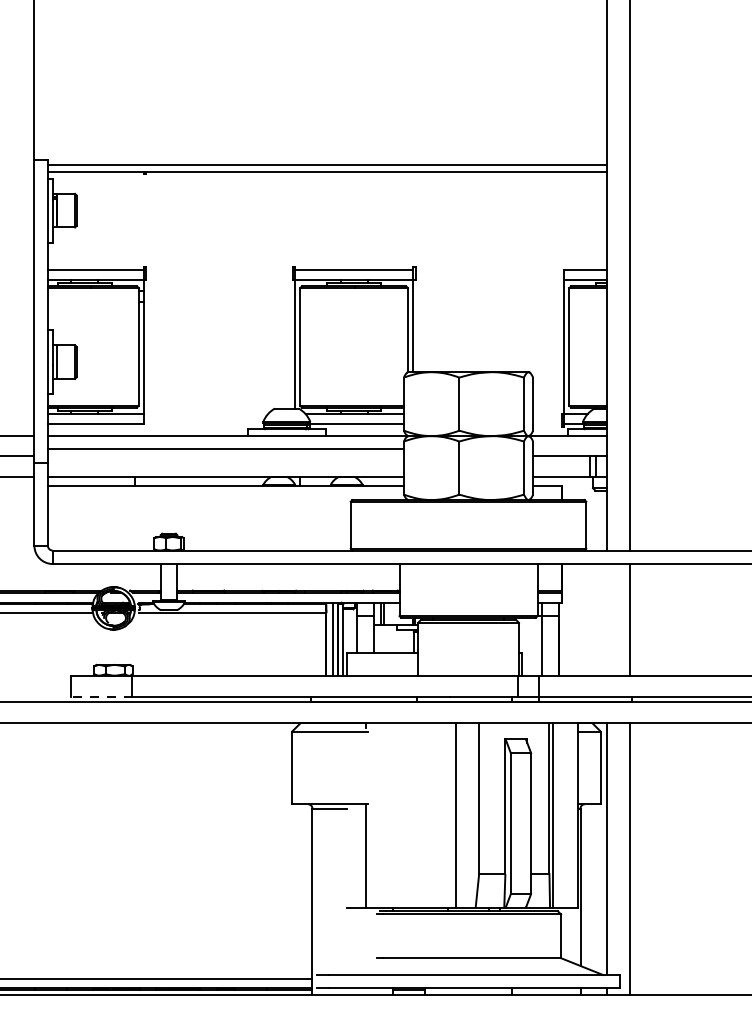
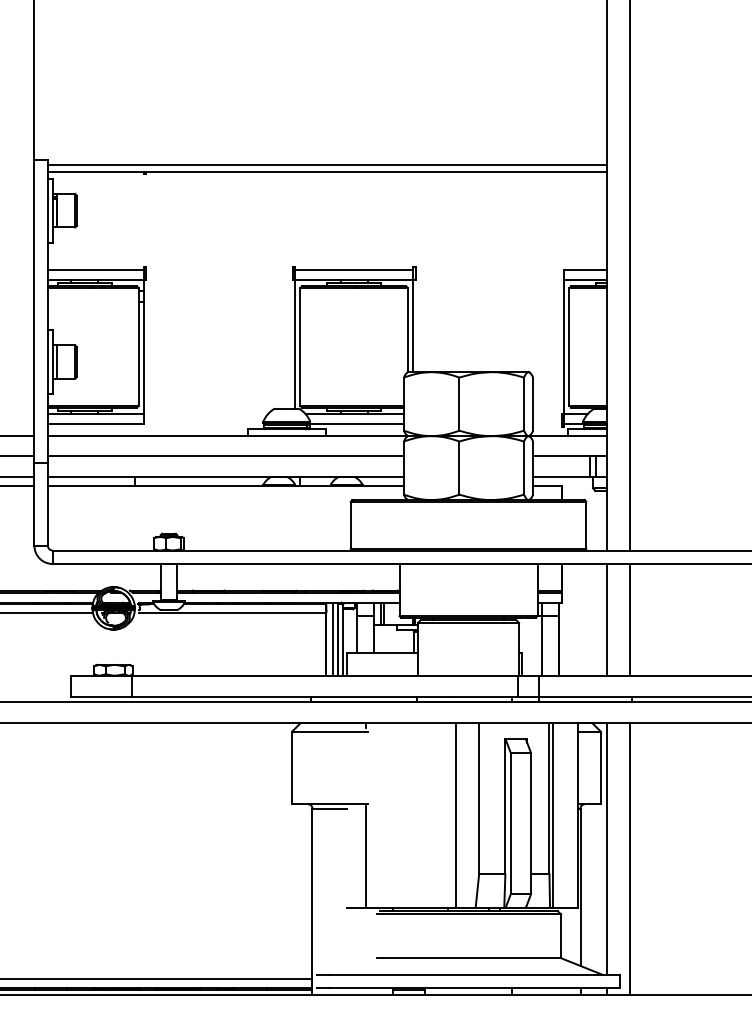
line position: (225, 449) -> (225, 456) (225, 456)
line: none -> present (18, 486)
line: none -> present (606, 619)
line: dashed -> solid (101, 697)
